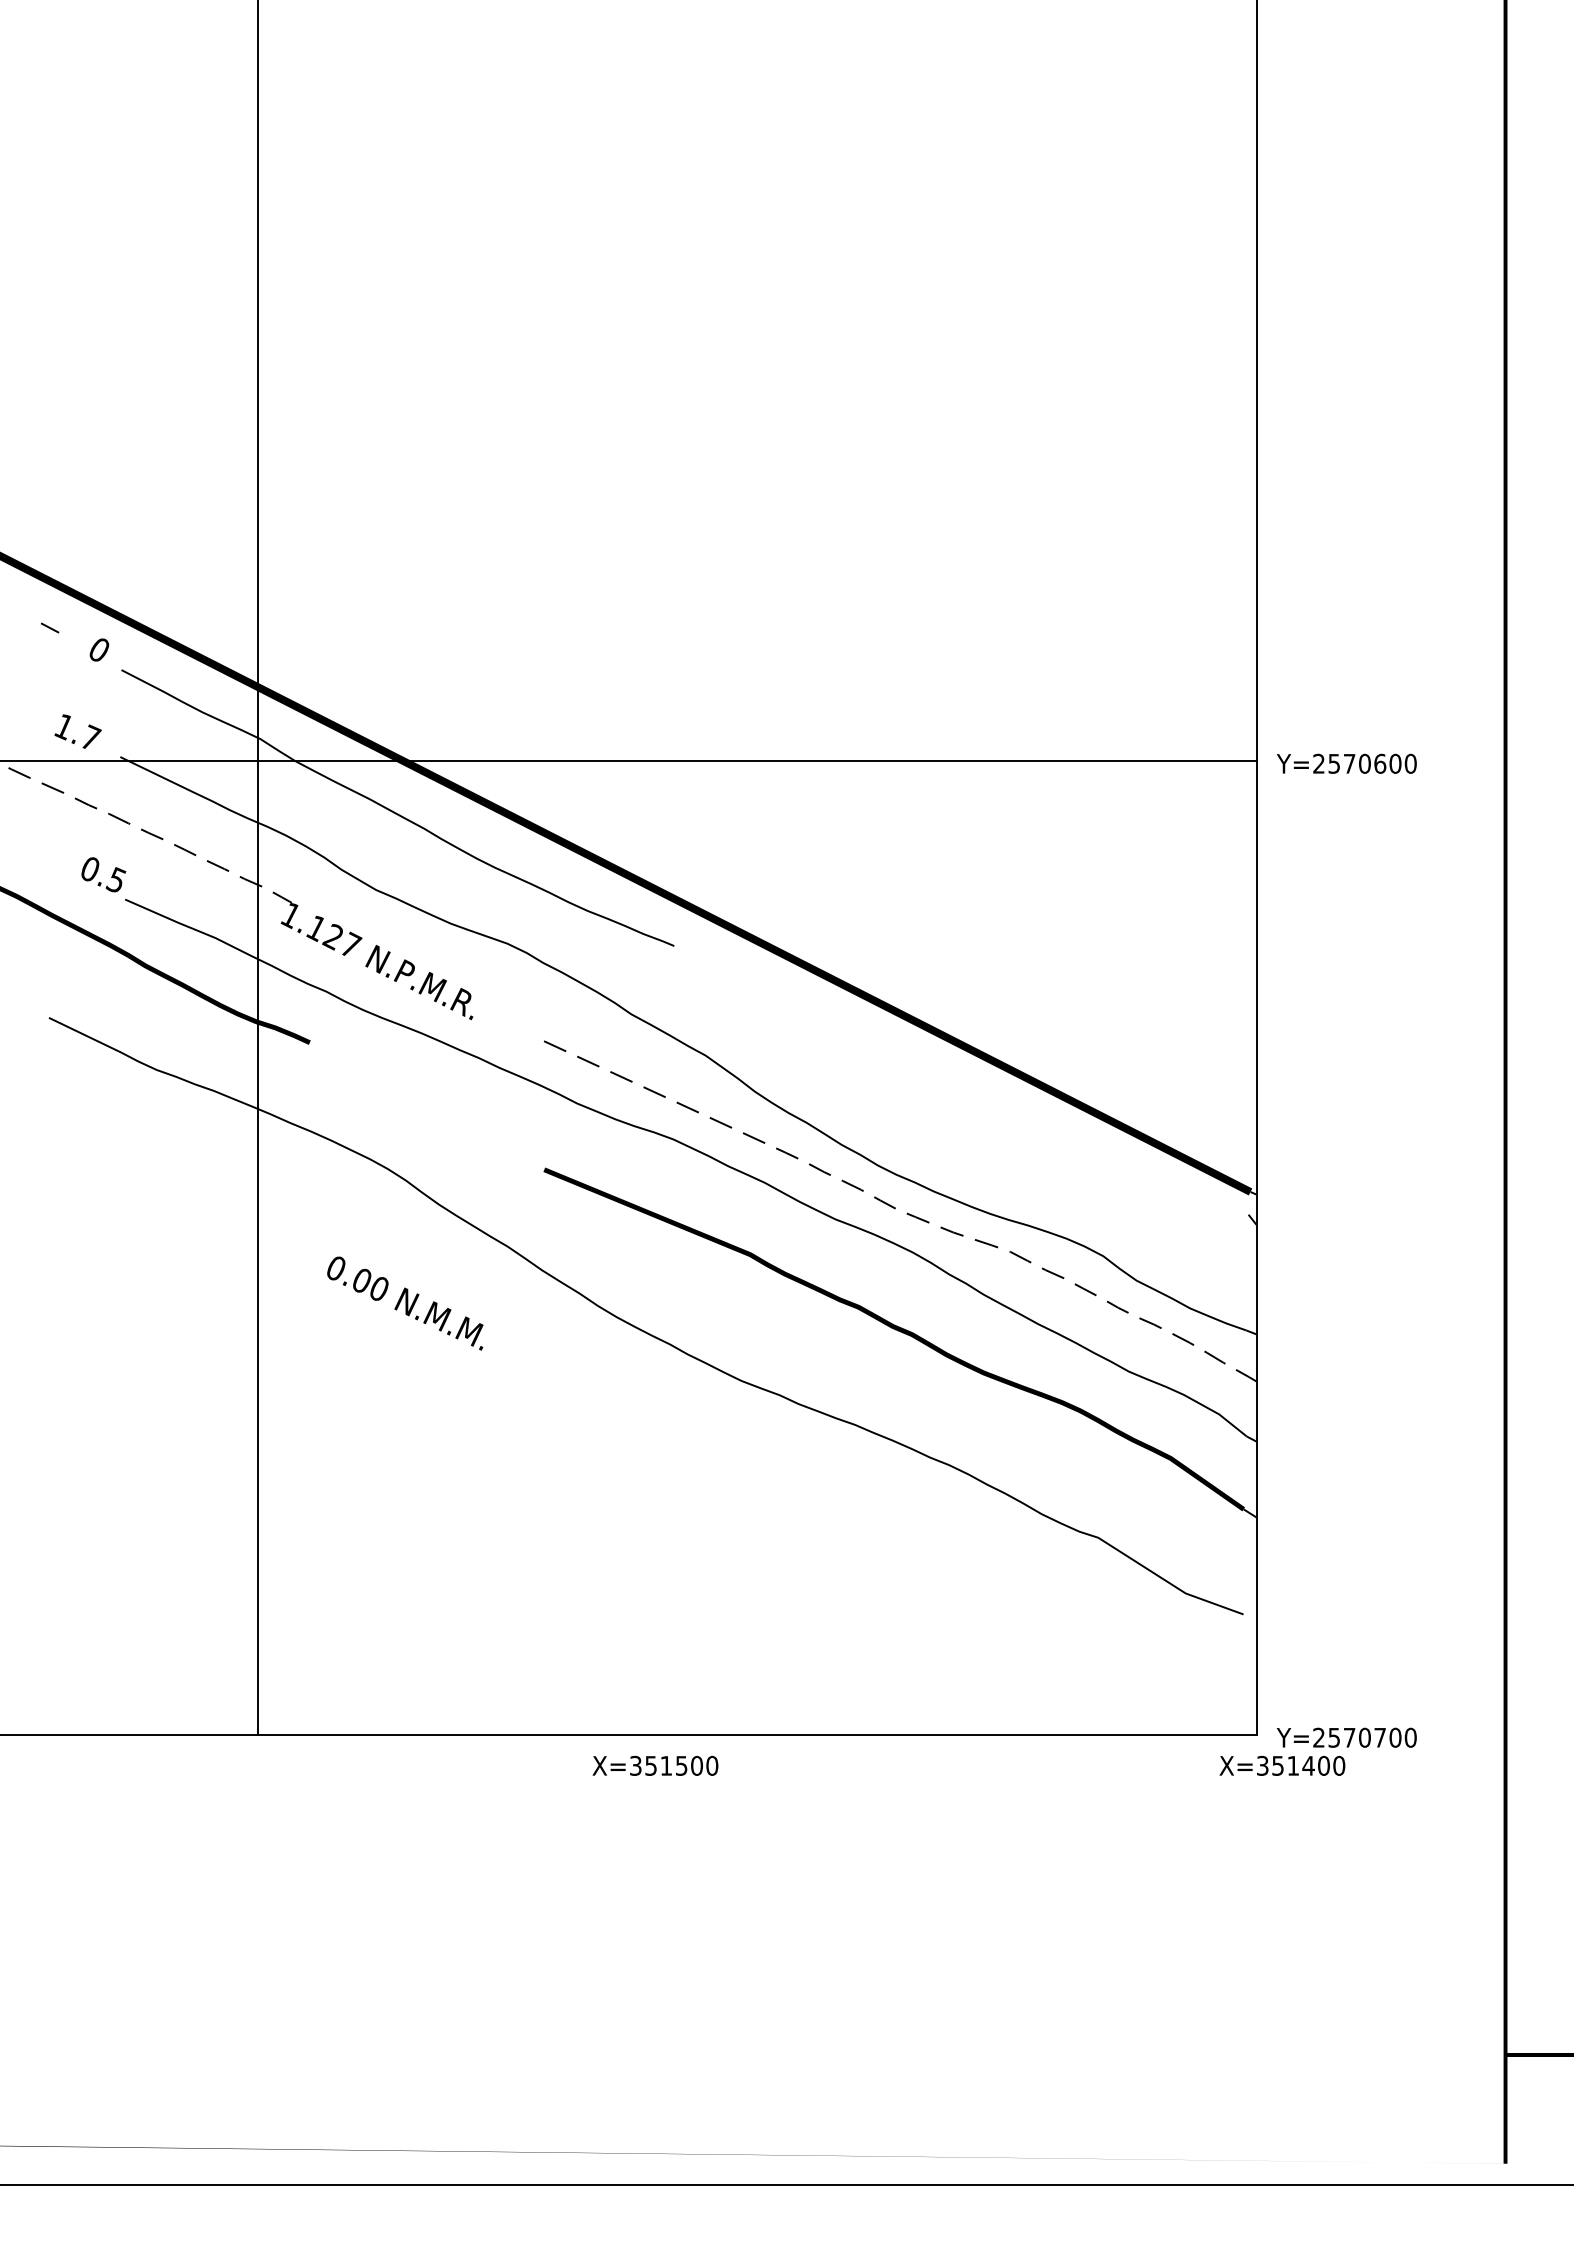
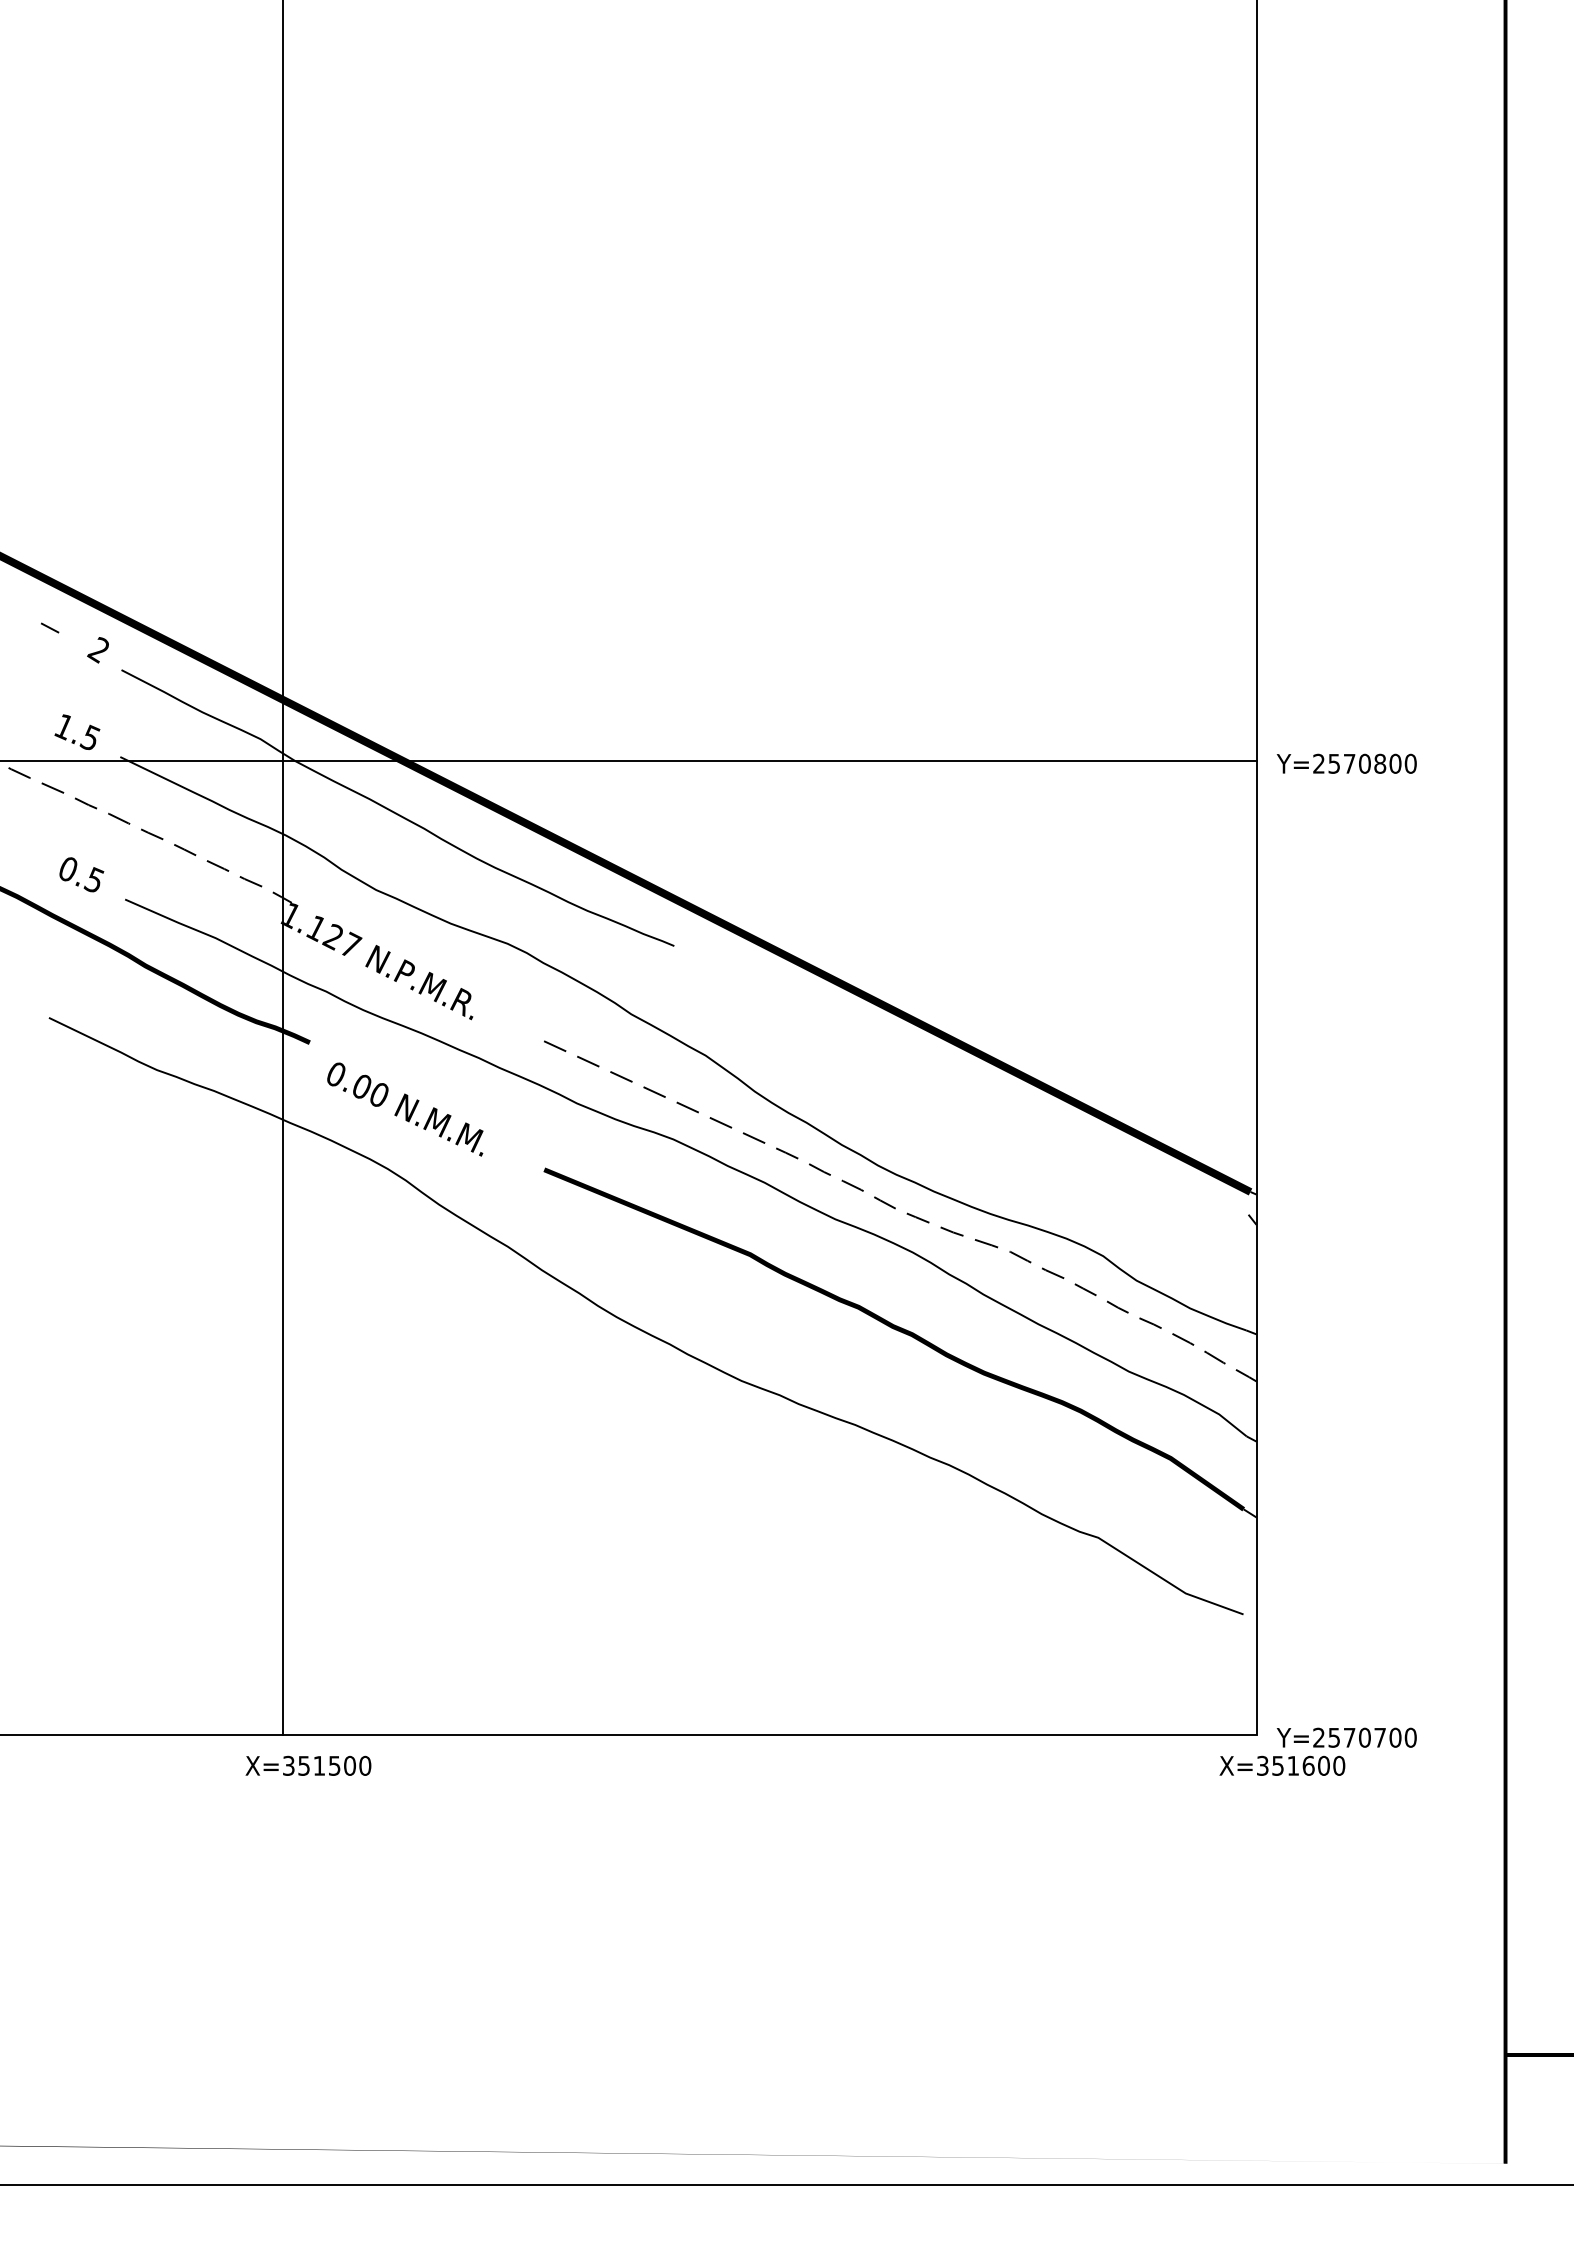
text: 0 -> 2 (98, 650)
text: 1.7 -> 1.5 (90, 737)
text: Y=2570600 -> Y=2570800 (1380, 763)
line position: (257, 868) -> (282, 868) (282, 868)
text position: (103, 874) -> (81, 874) (81, 874)
text position: (405, 1303) -> (405, 1109) (405, 1109)
text position: (655, 1765) -> (308, 1765) (308, 1765)
text: X=351400 -> X=351600 (1308, 1765)
